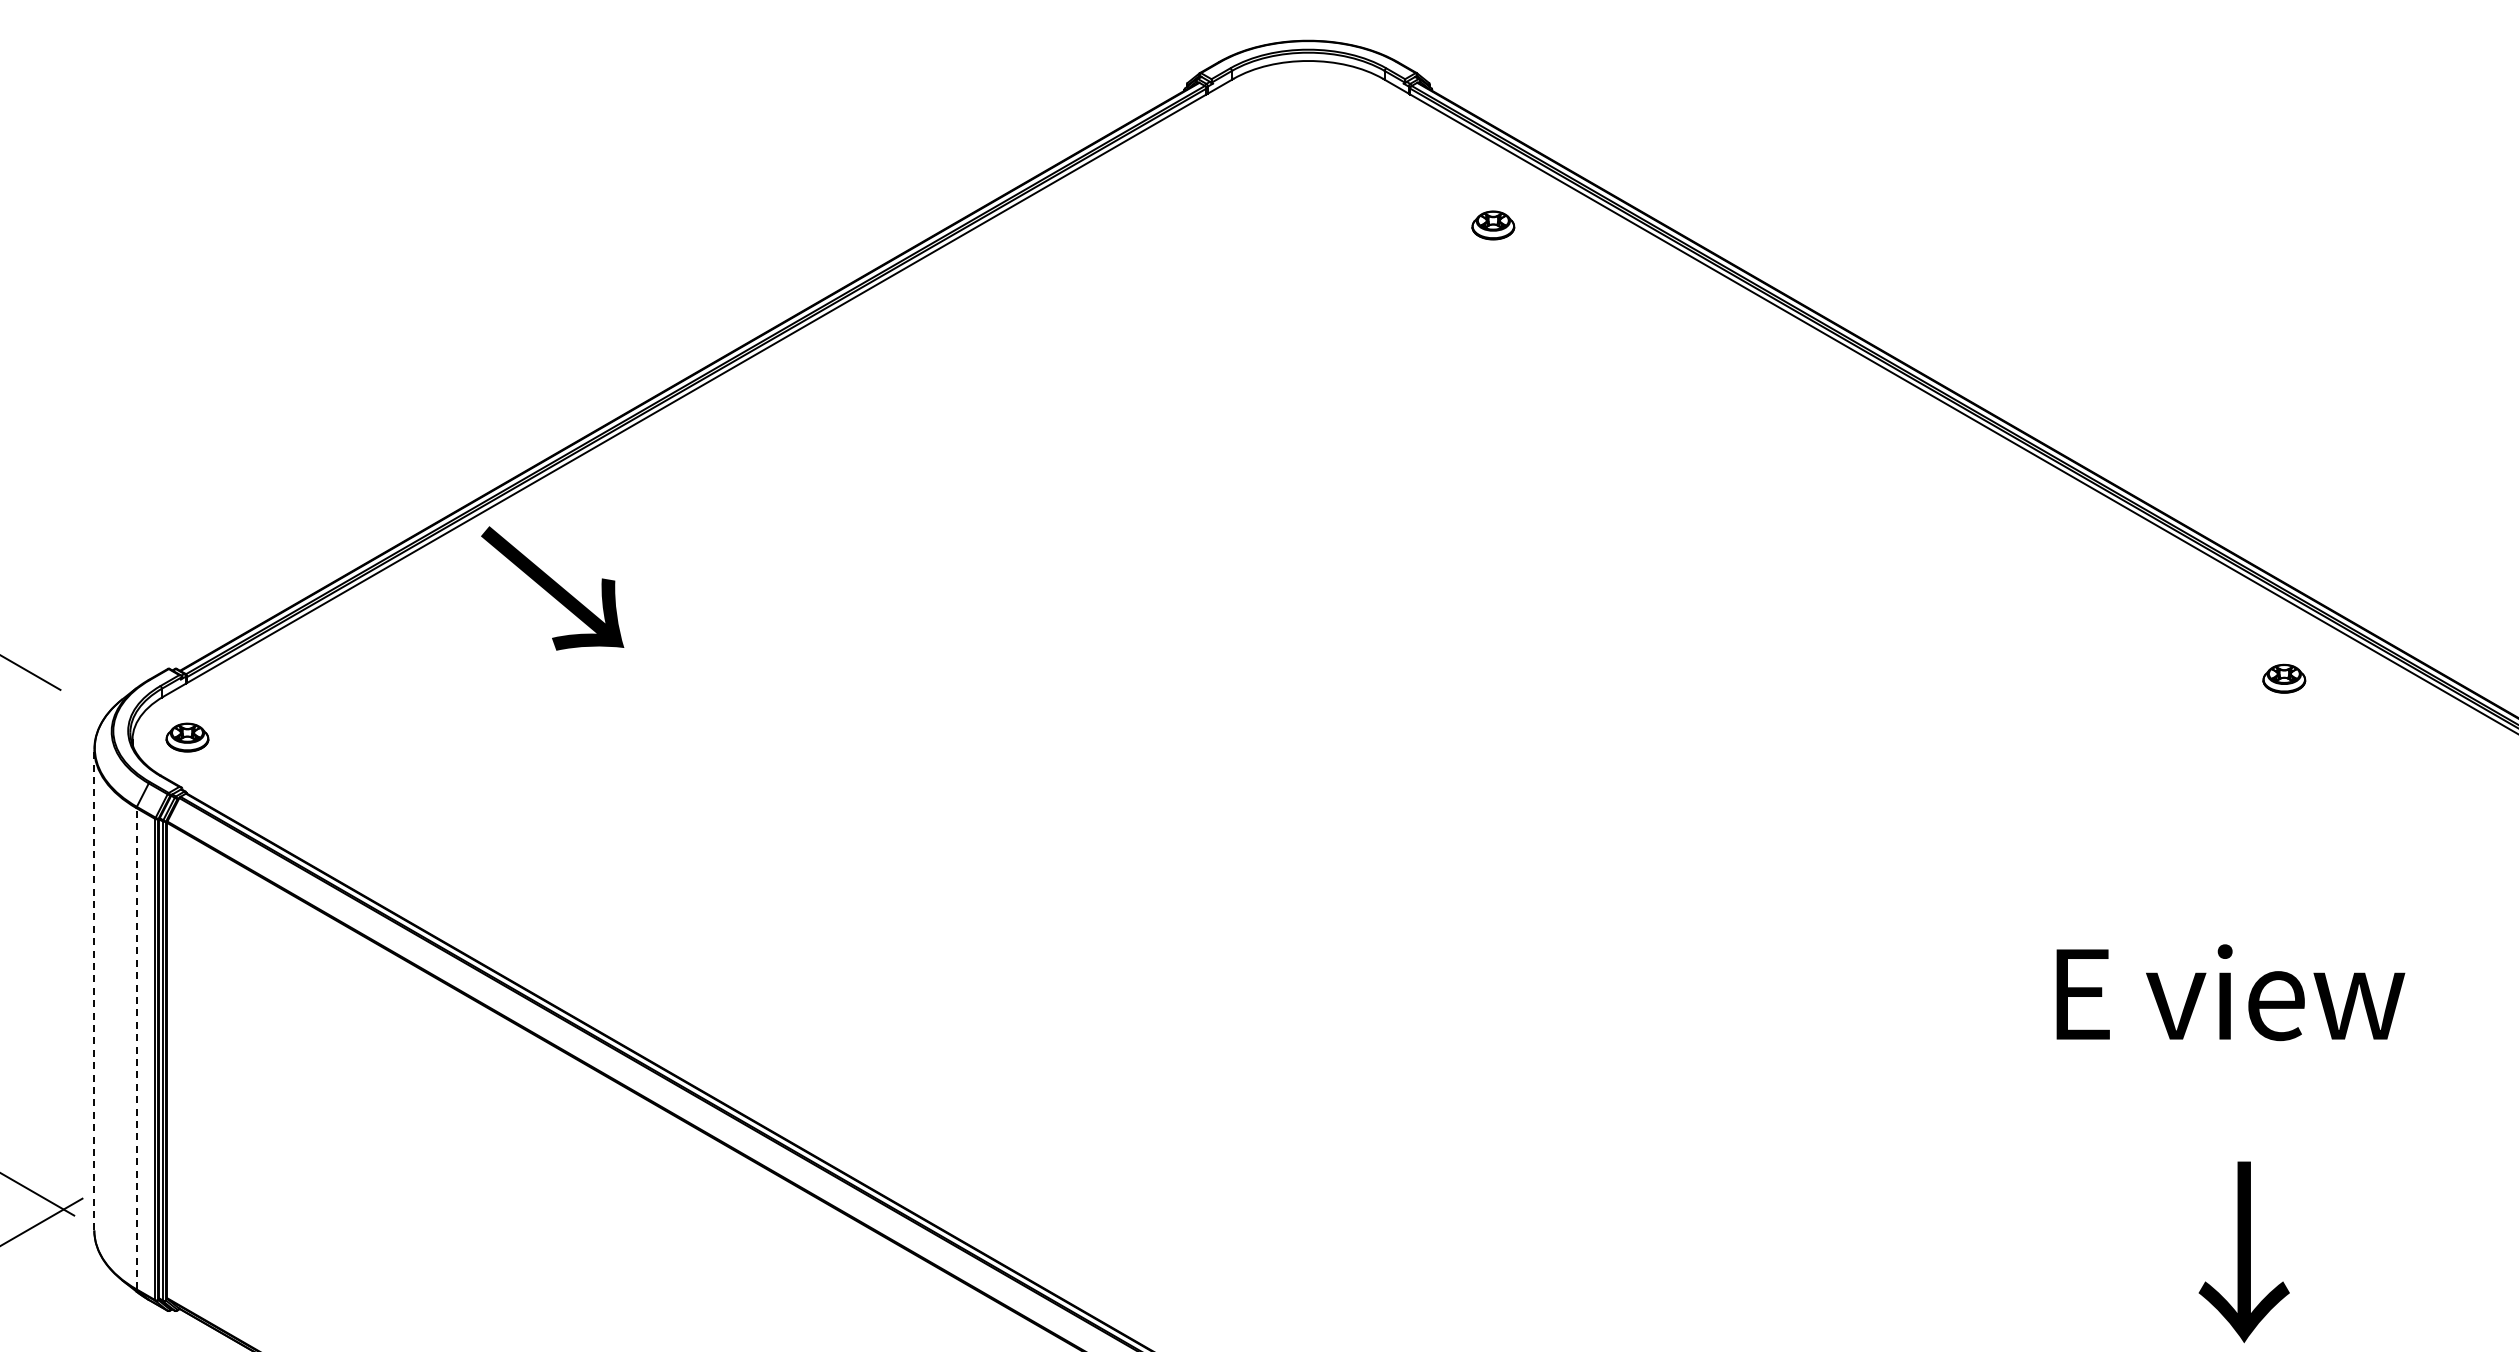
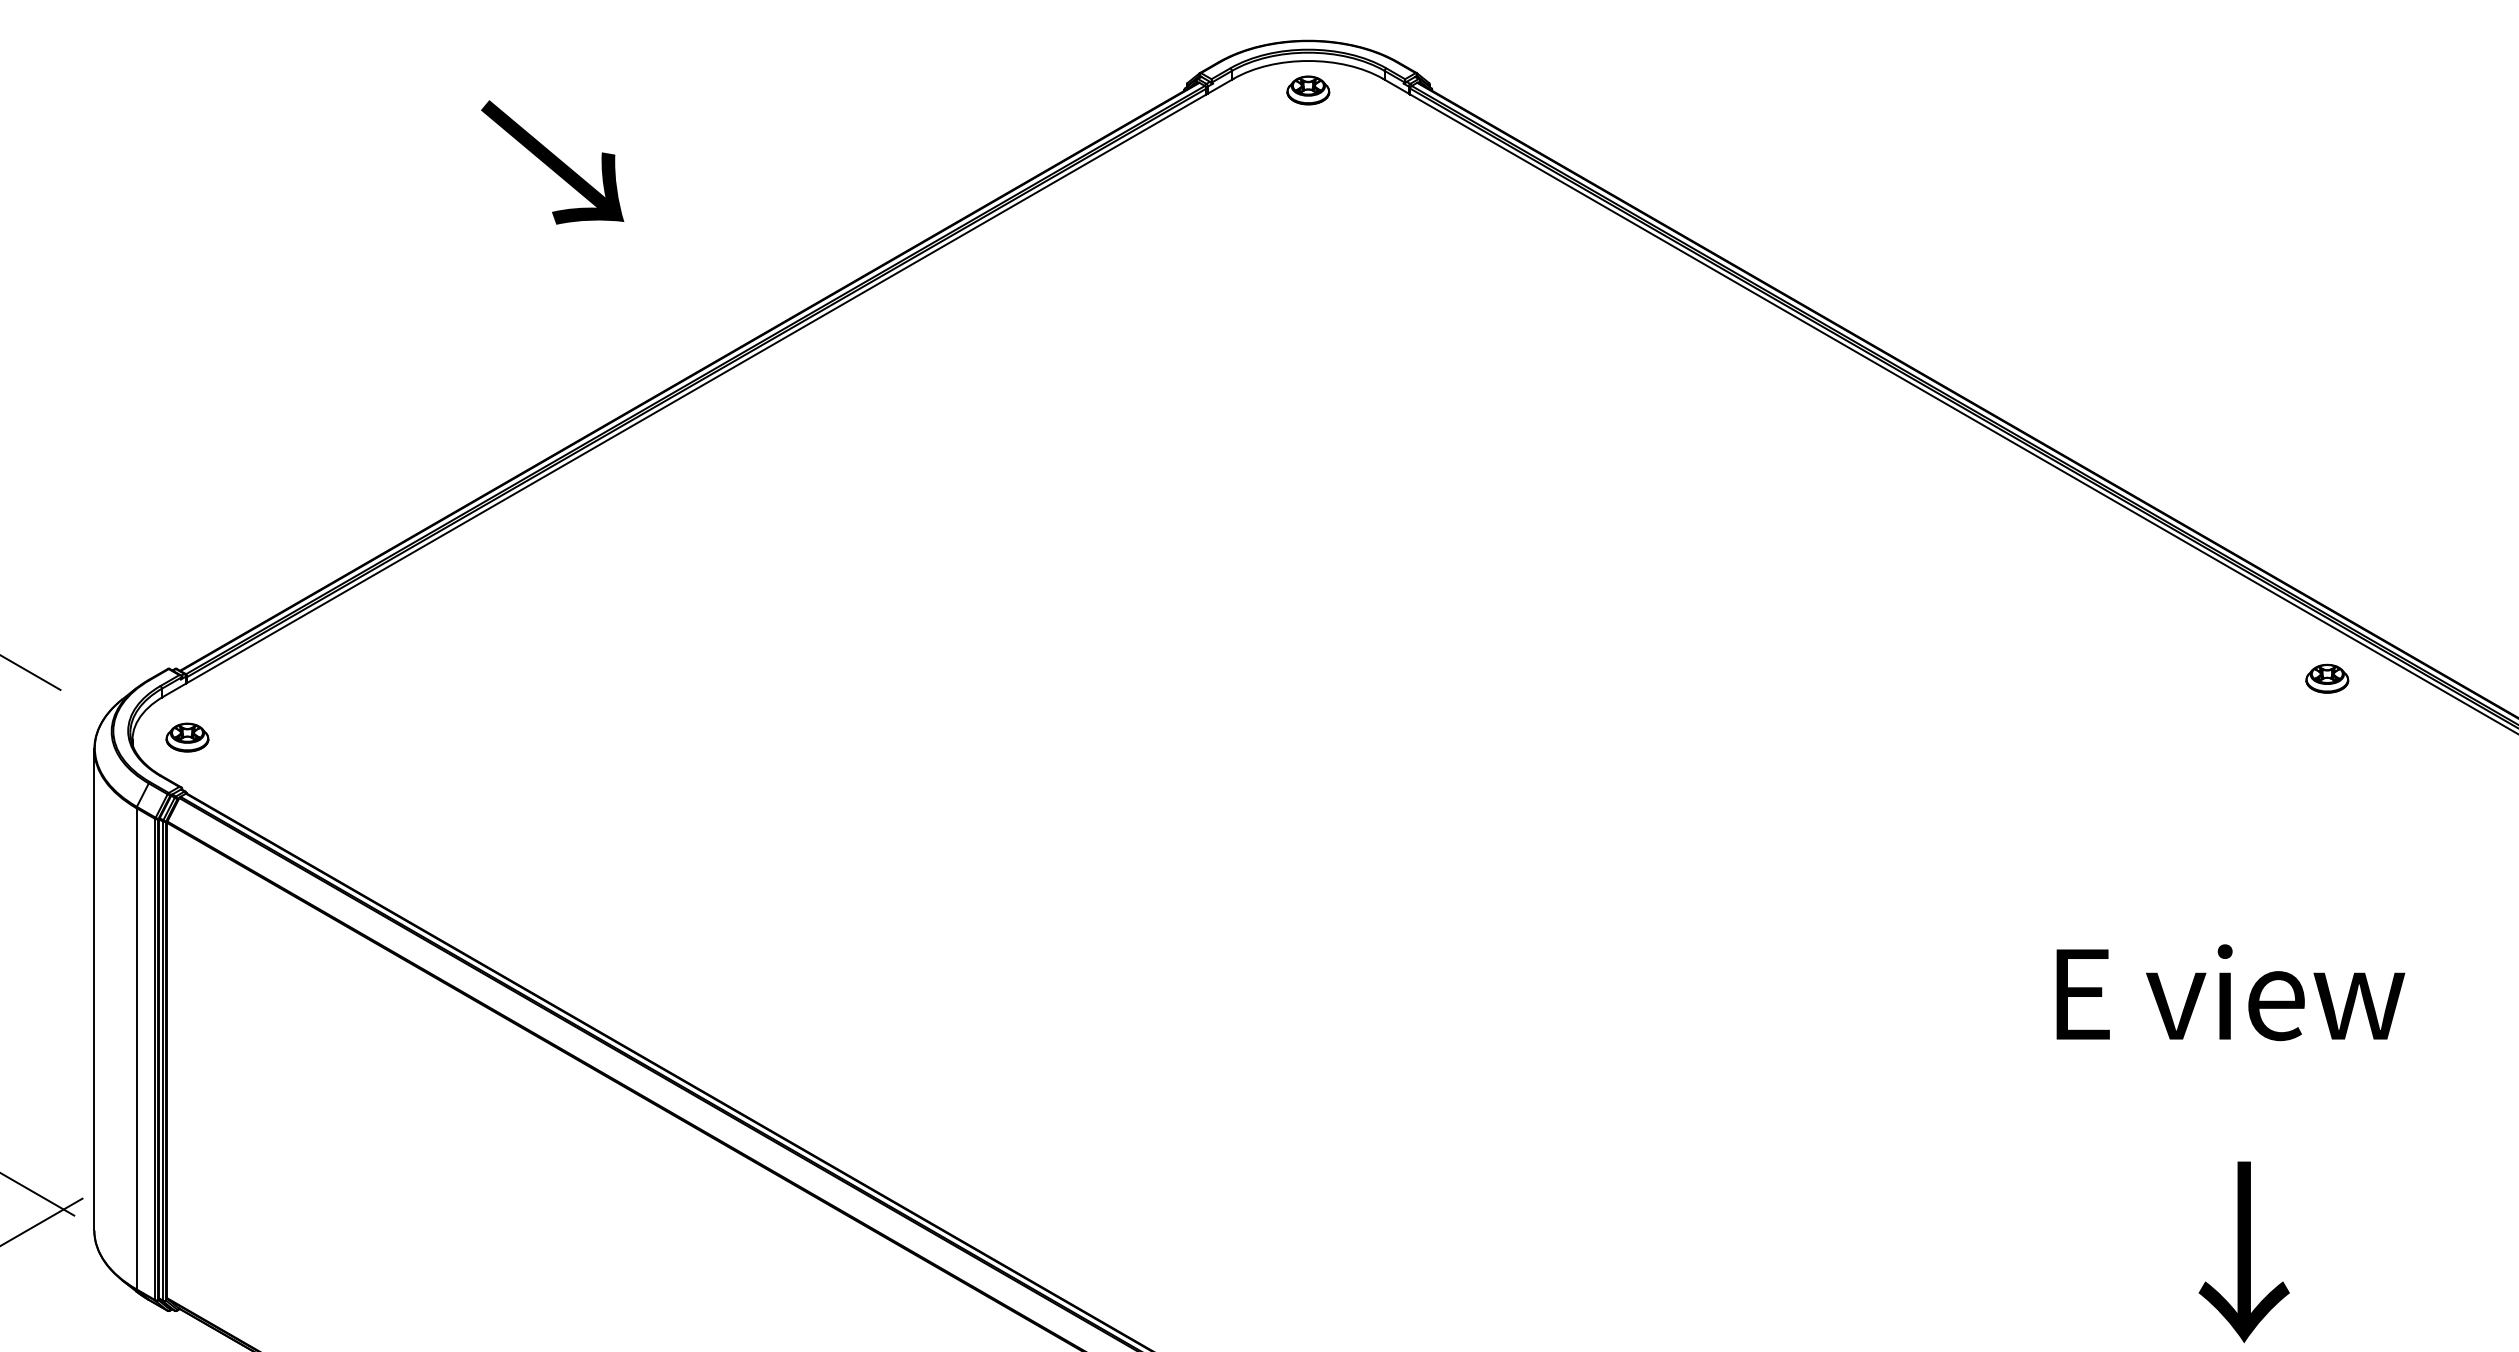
part position: (1493, 225) -> (1308, 90) (1308, 90)
text position: (552, 588) -> (552, 162) (552, 162)
part position: (2284, 678) -> (2327, 678) (2327, 678)
line: dashed -> solid (94, 989)
line: dashed -> solid (136, 1048)
